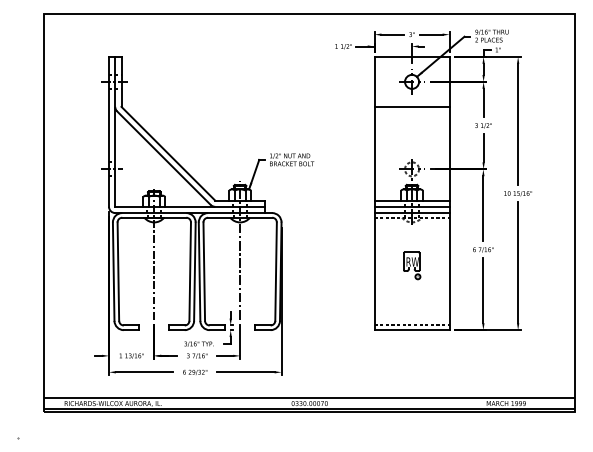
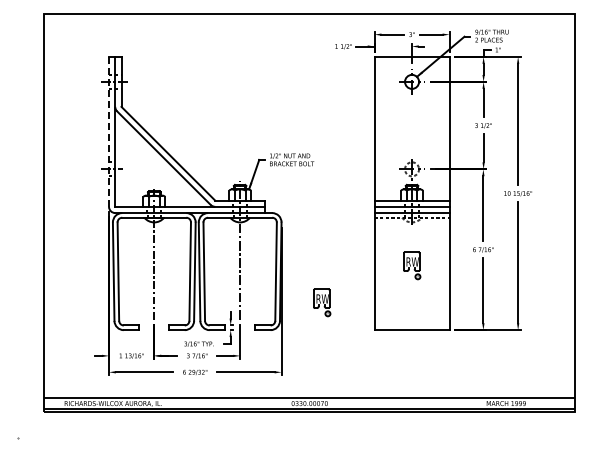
line: present -> none (411, 106)
line: solid -> dashed (109, 131)
part: none -> present (322, 302)
line: present -> none (411, 325)
